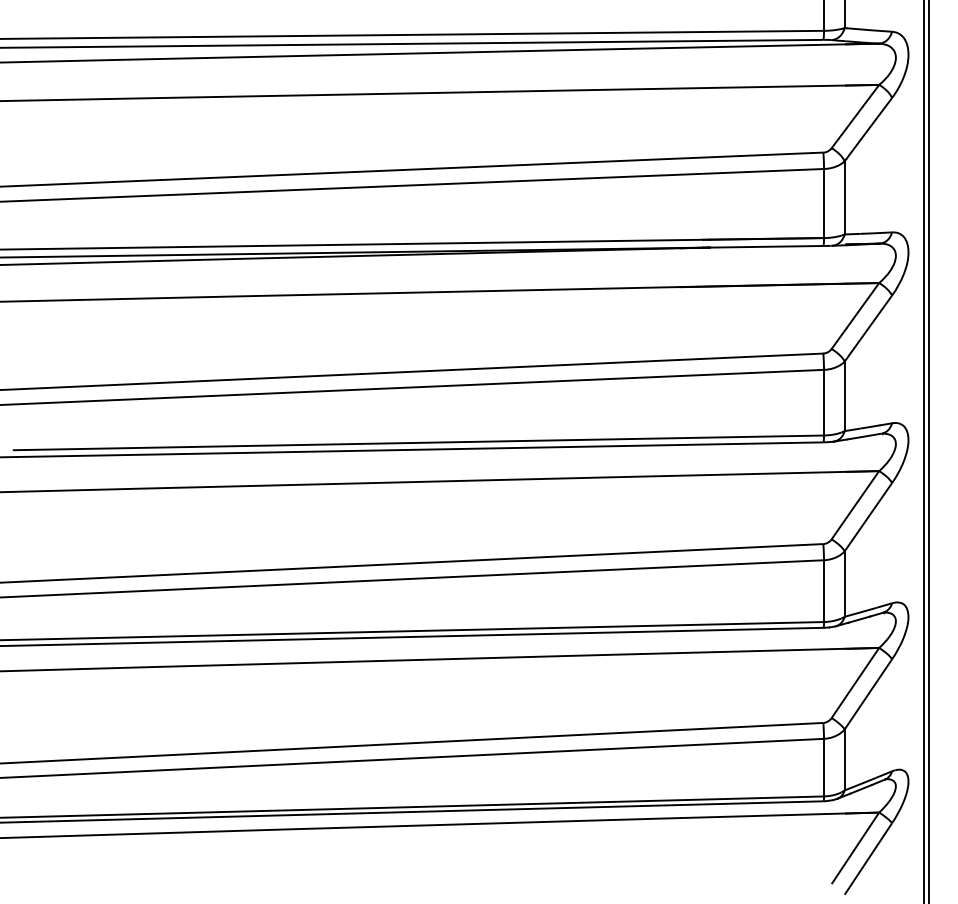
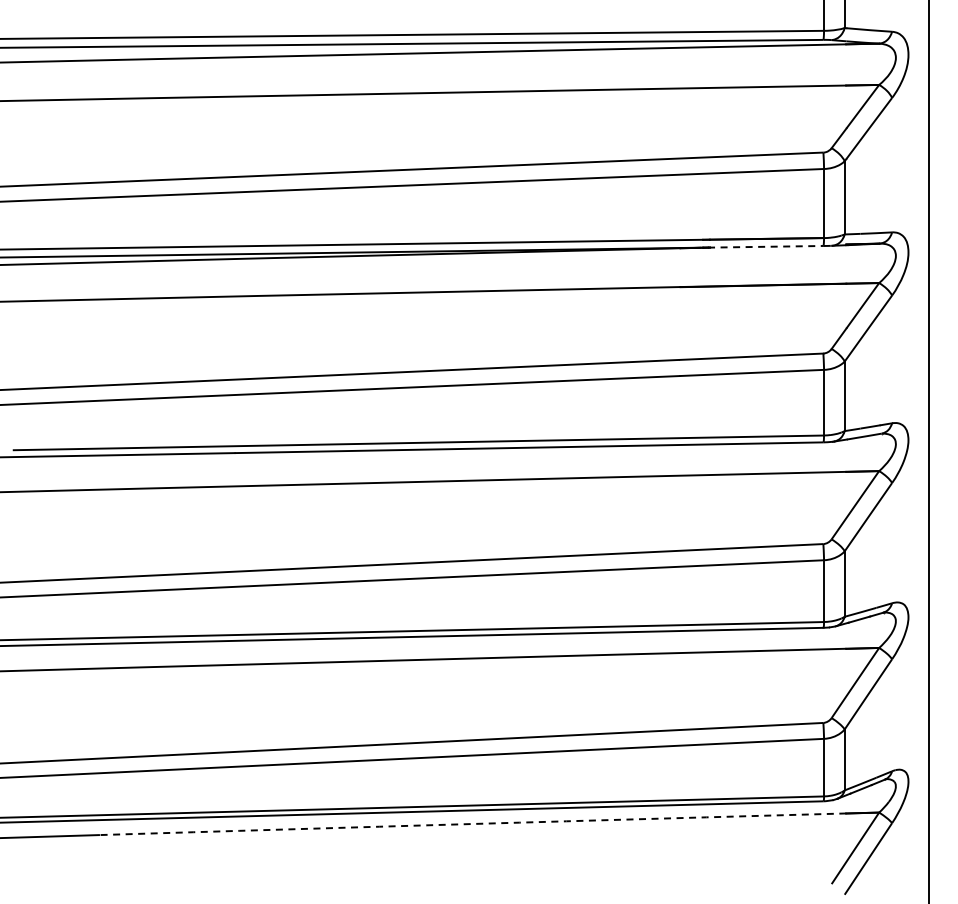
line: solid -> dashed (765, 246)
line: present -> none (923, 451)
arc: solid -> dashed (473, 823)
